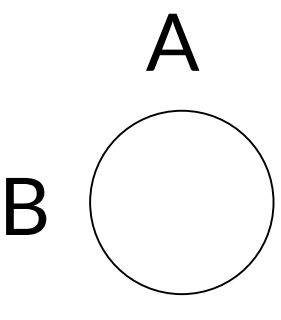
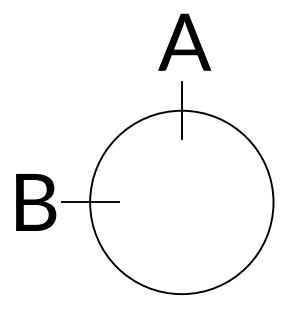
text position: (172, 41) -> (184, 41) (184, 41)
line: none -> present (181, 110)
line: none -> present (89, 202)
text position: (26, 206) -> (36, 202) (36, 202)
